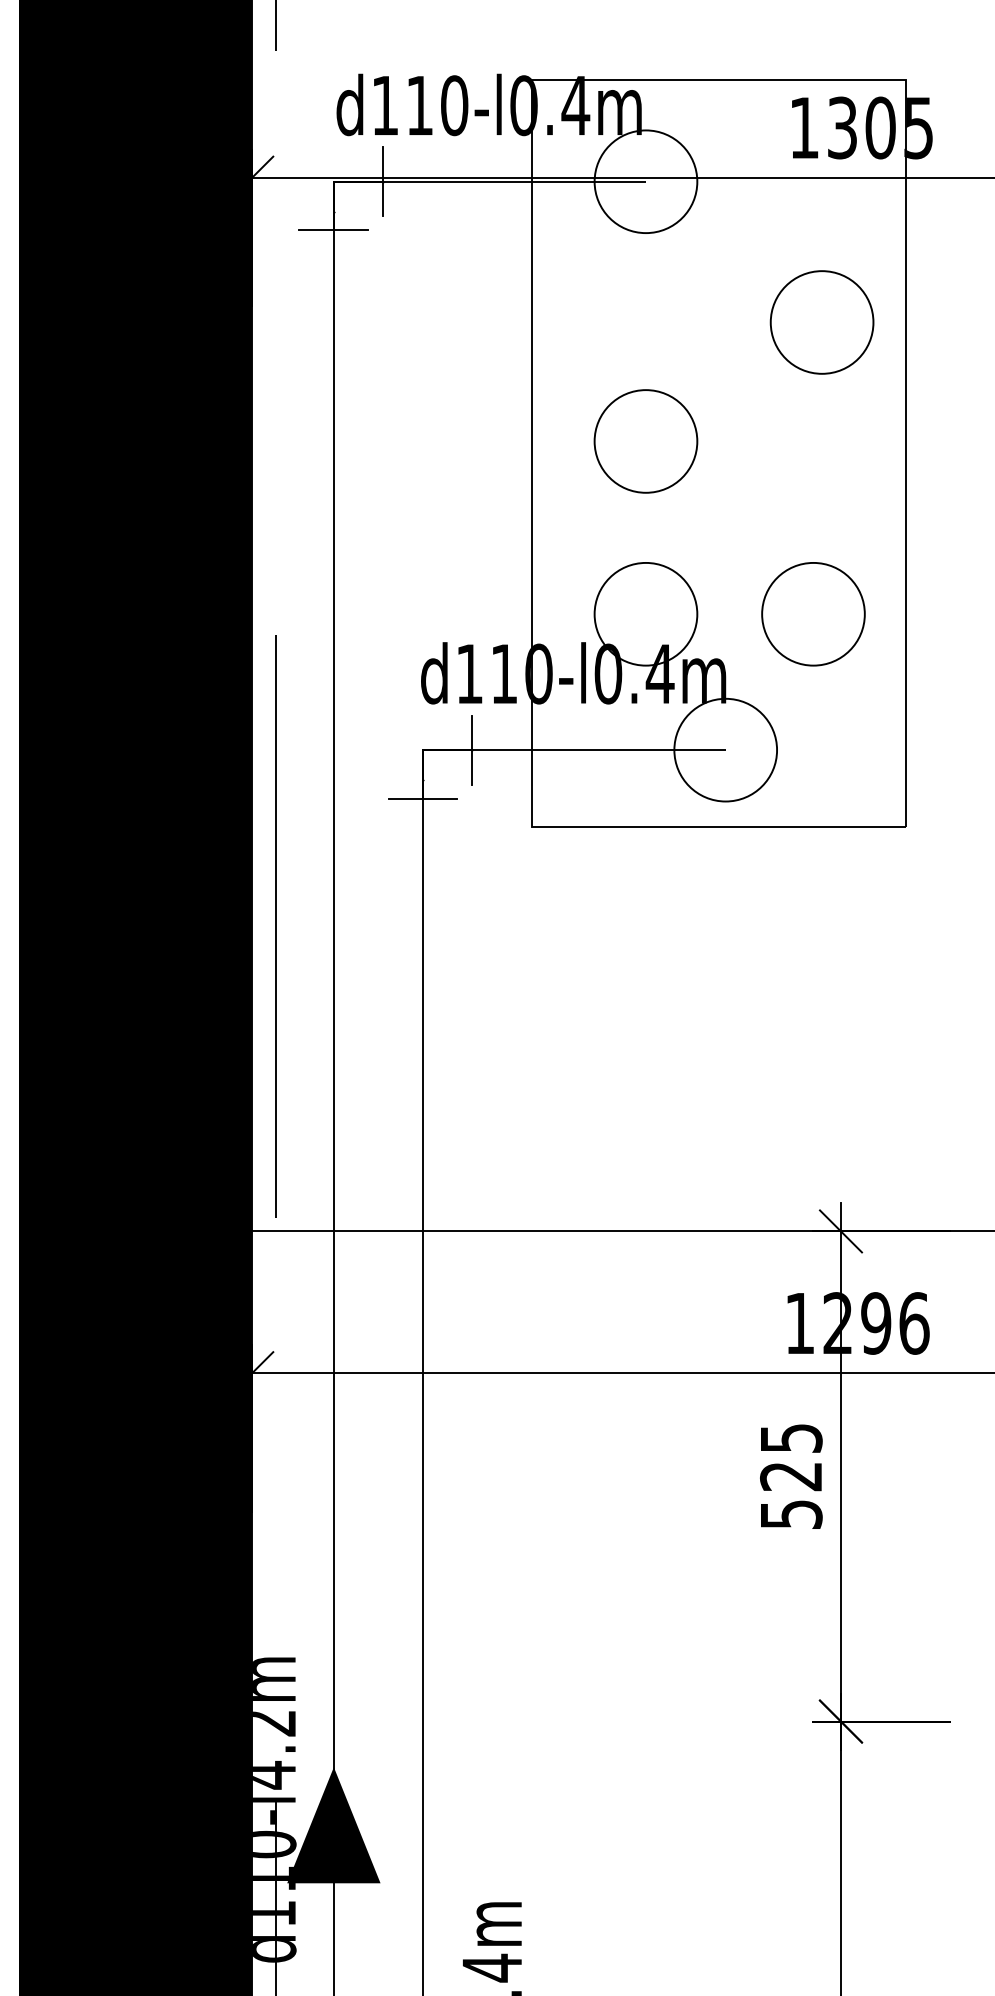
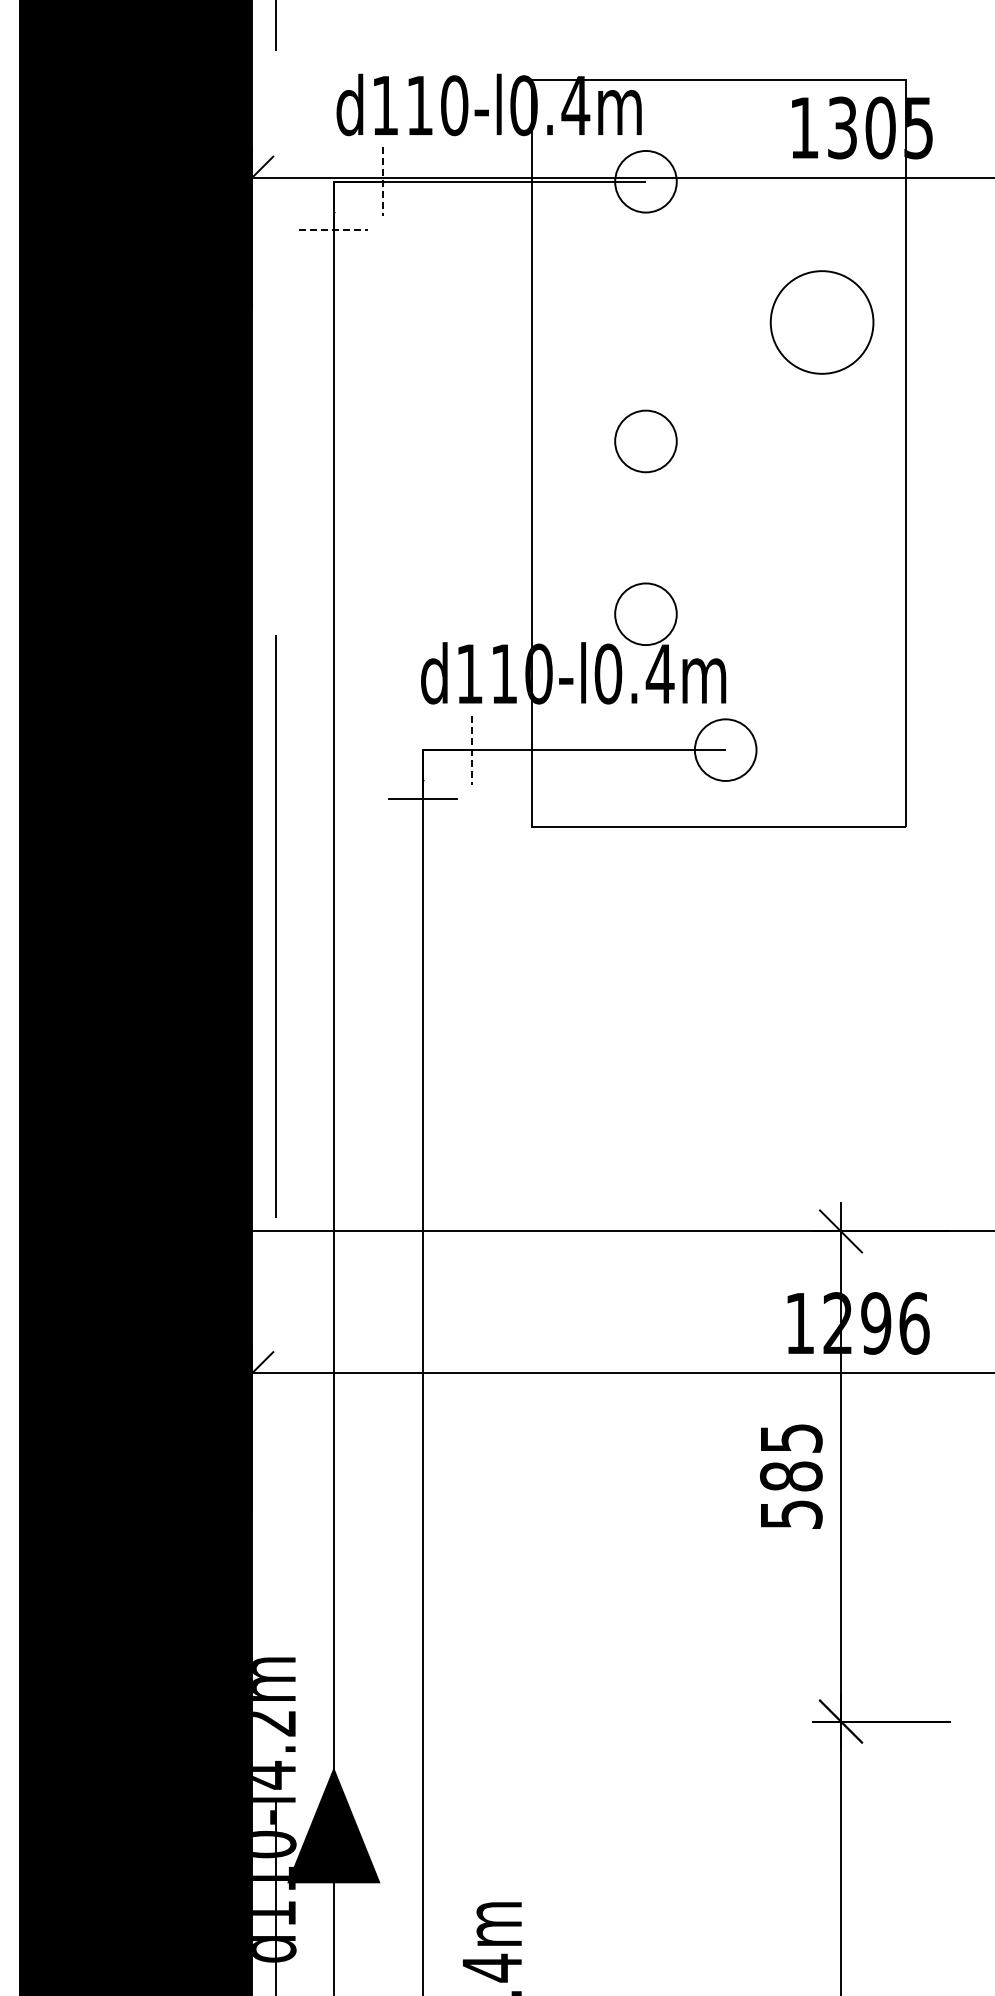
circle diameter: 103 px -> 62 px (645, 181)
line: solid -> dashed (382, 182)
line: solid -> dashed (334, 230)
circle diameter: 103 px -> 62 px (645, 441)
circle diameter: 103 px -> 62 px (645, 614)
circle: present -> none (813, 614)
circle diameter: 103 px -> 62 px (725, 749)
line: solid -> dashed (471, 750)
text: 525 -> 585 (791, 1476)
